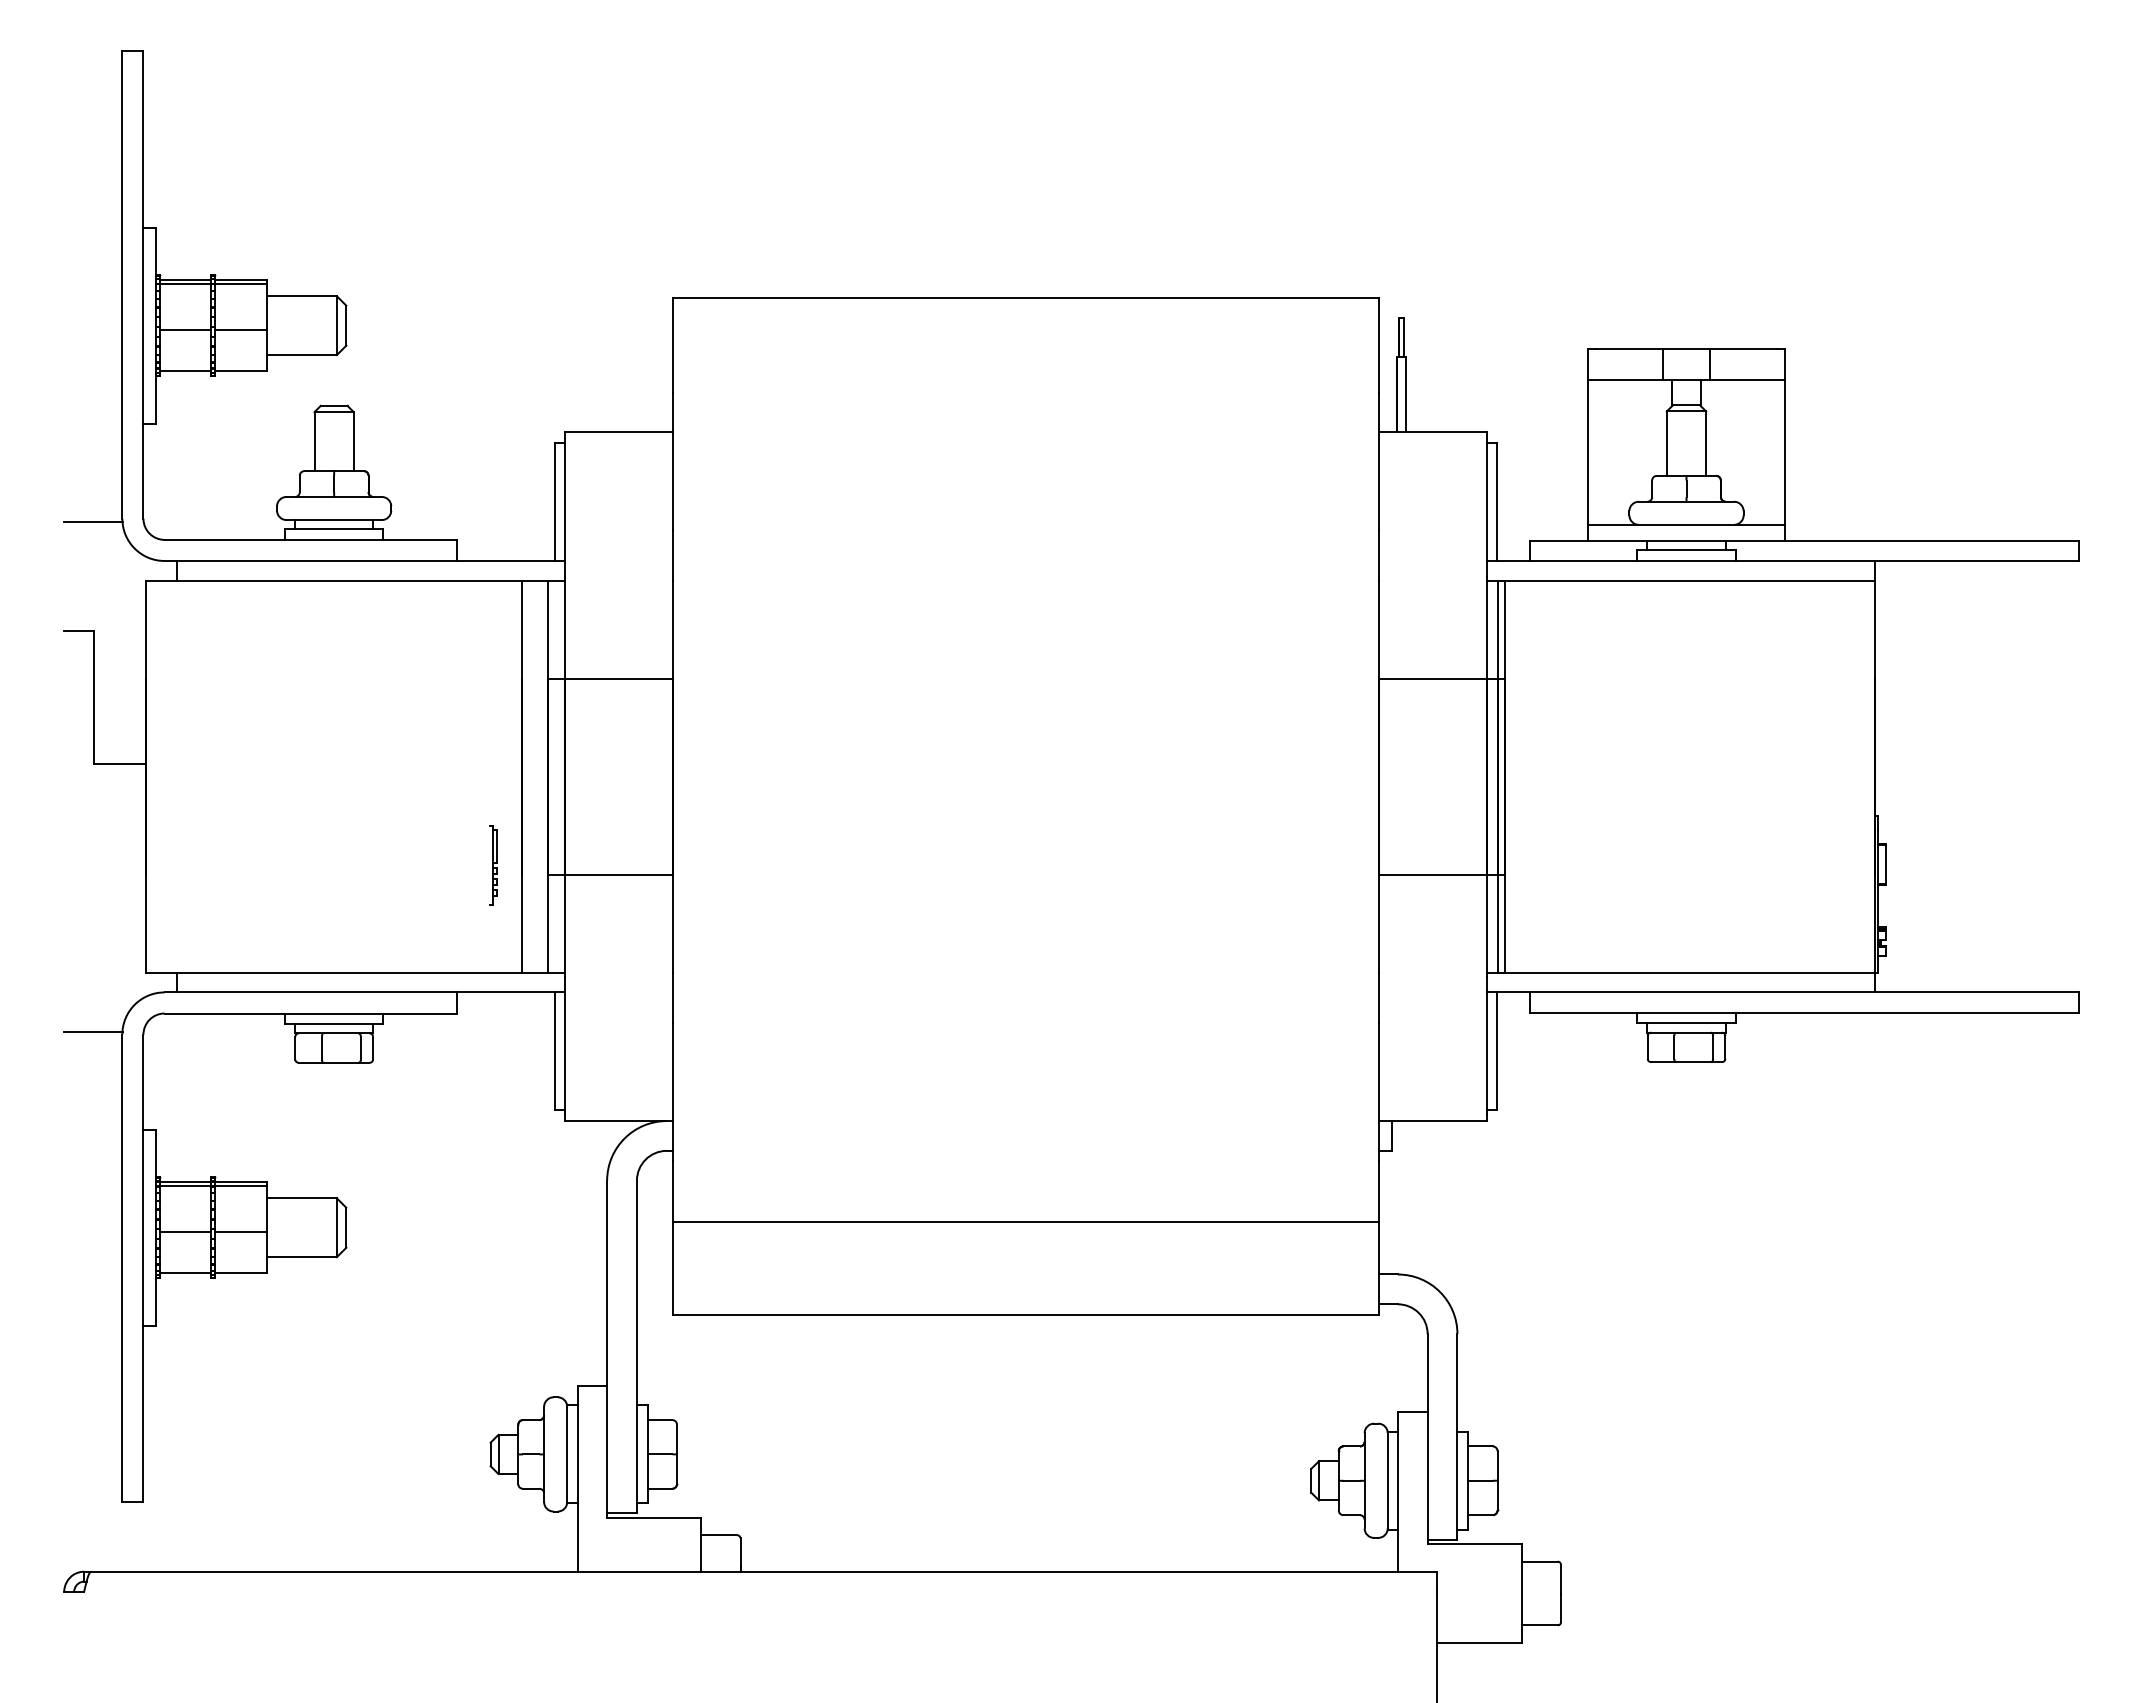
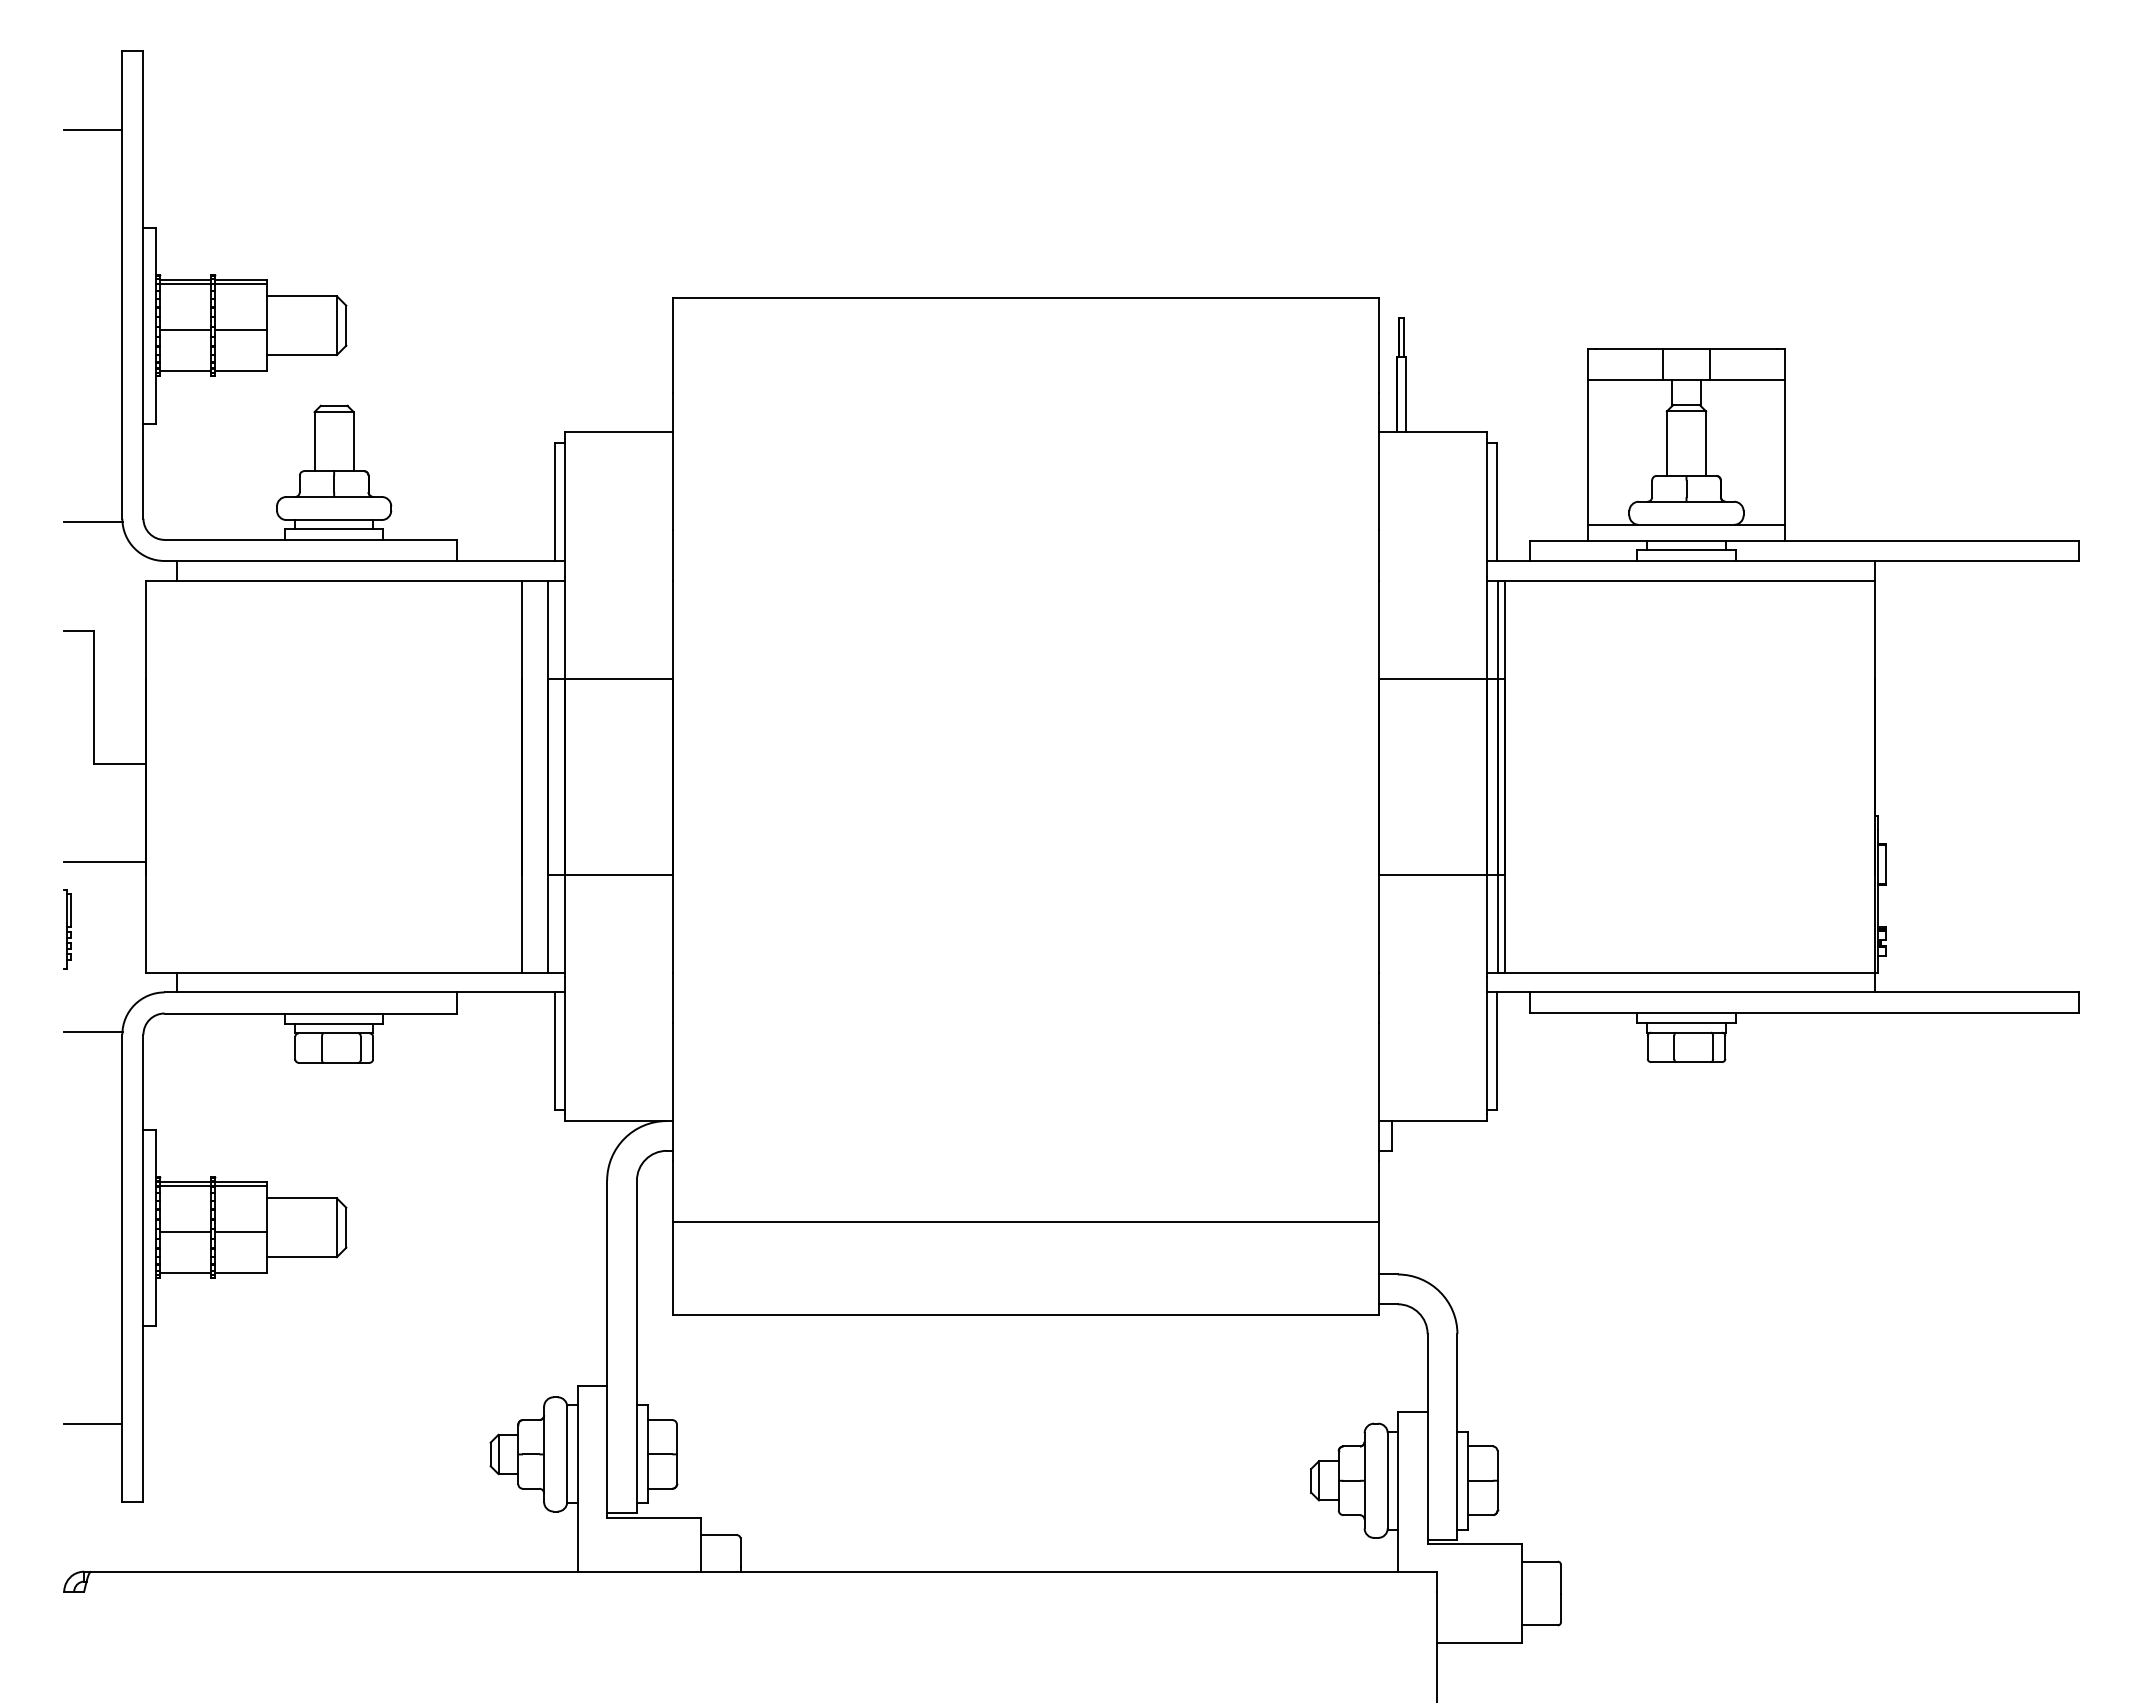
line: none -> present (93, 129)
line: none -> present (104, 861)
part position: (493, 865) -> (67, 929) (67, 929)
line: none -> present (93, 1423)
